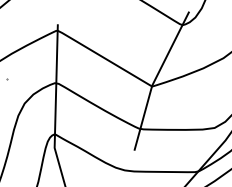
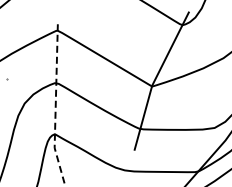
line: solid -> dashed (55, 106)
